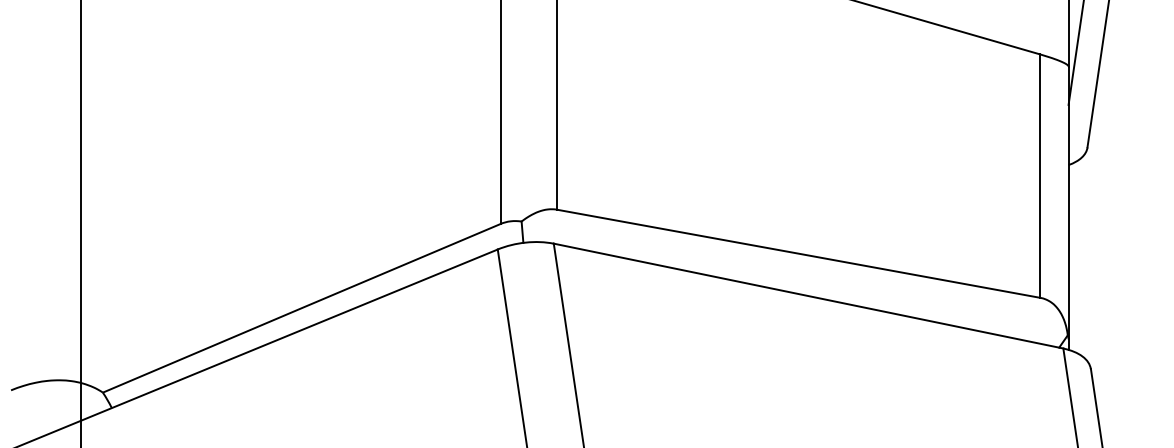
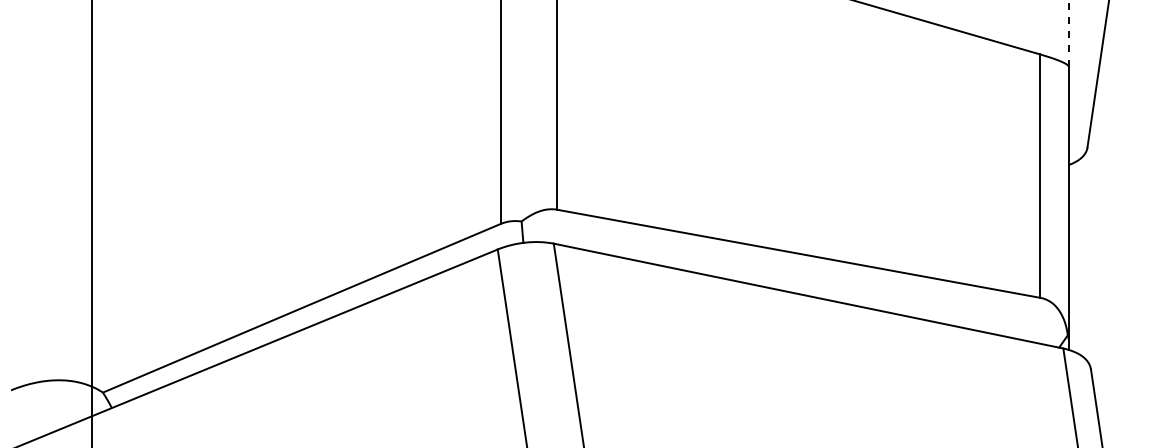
line: solid -> dashed (1068, 33)
line: present -> none (1075, 53)
line position: (80, 223) -> (91, 223) (91, 223)
